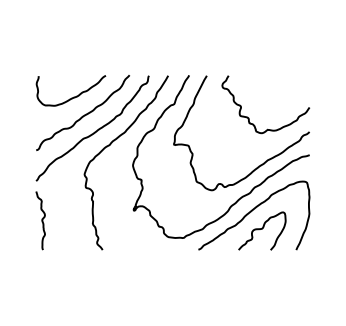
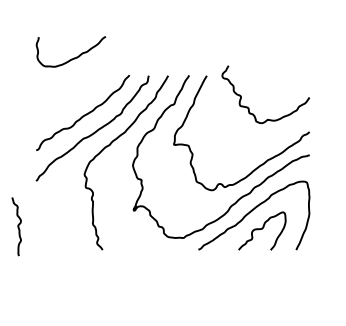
curve position: (73, 96) -> (73, 57) (73, 57)
curve position: (249, 118) -> (249, 108) (249, 108)
curve position: (41, 220) -> (17, 226) (17, 226)
